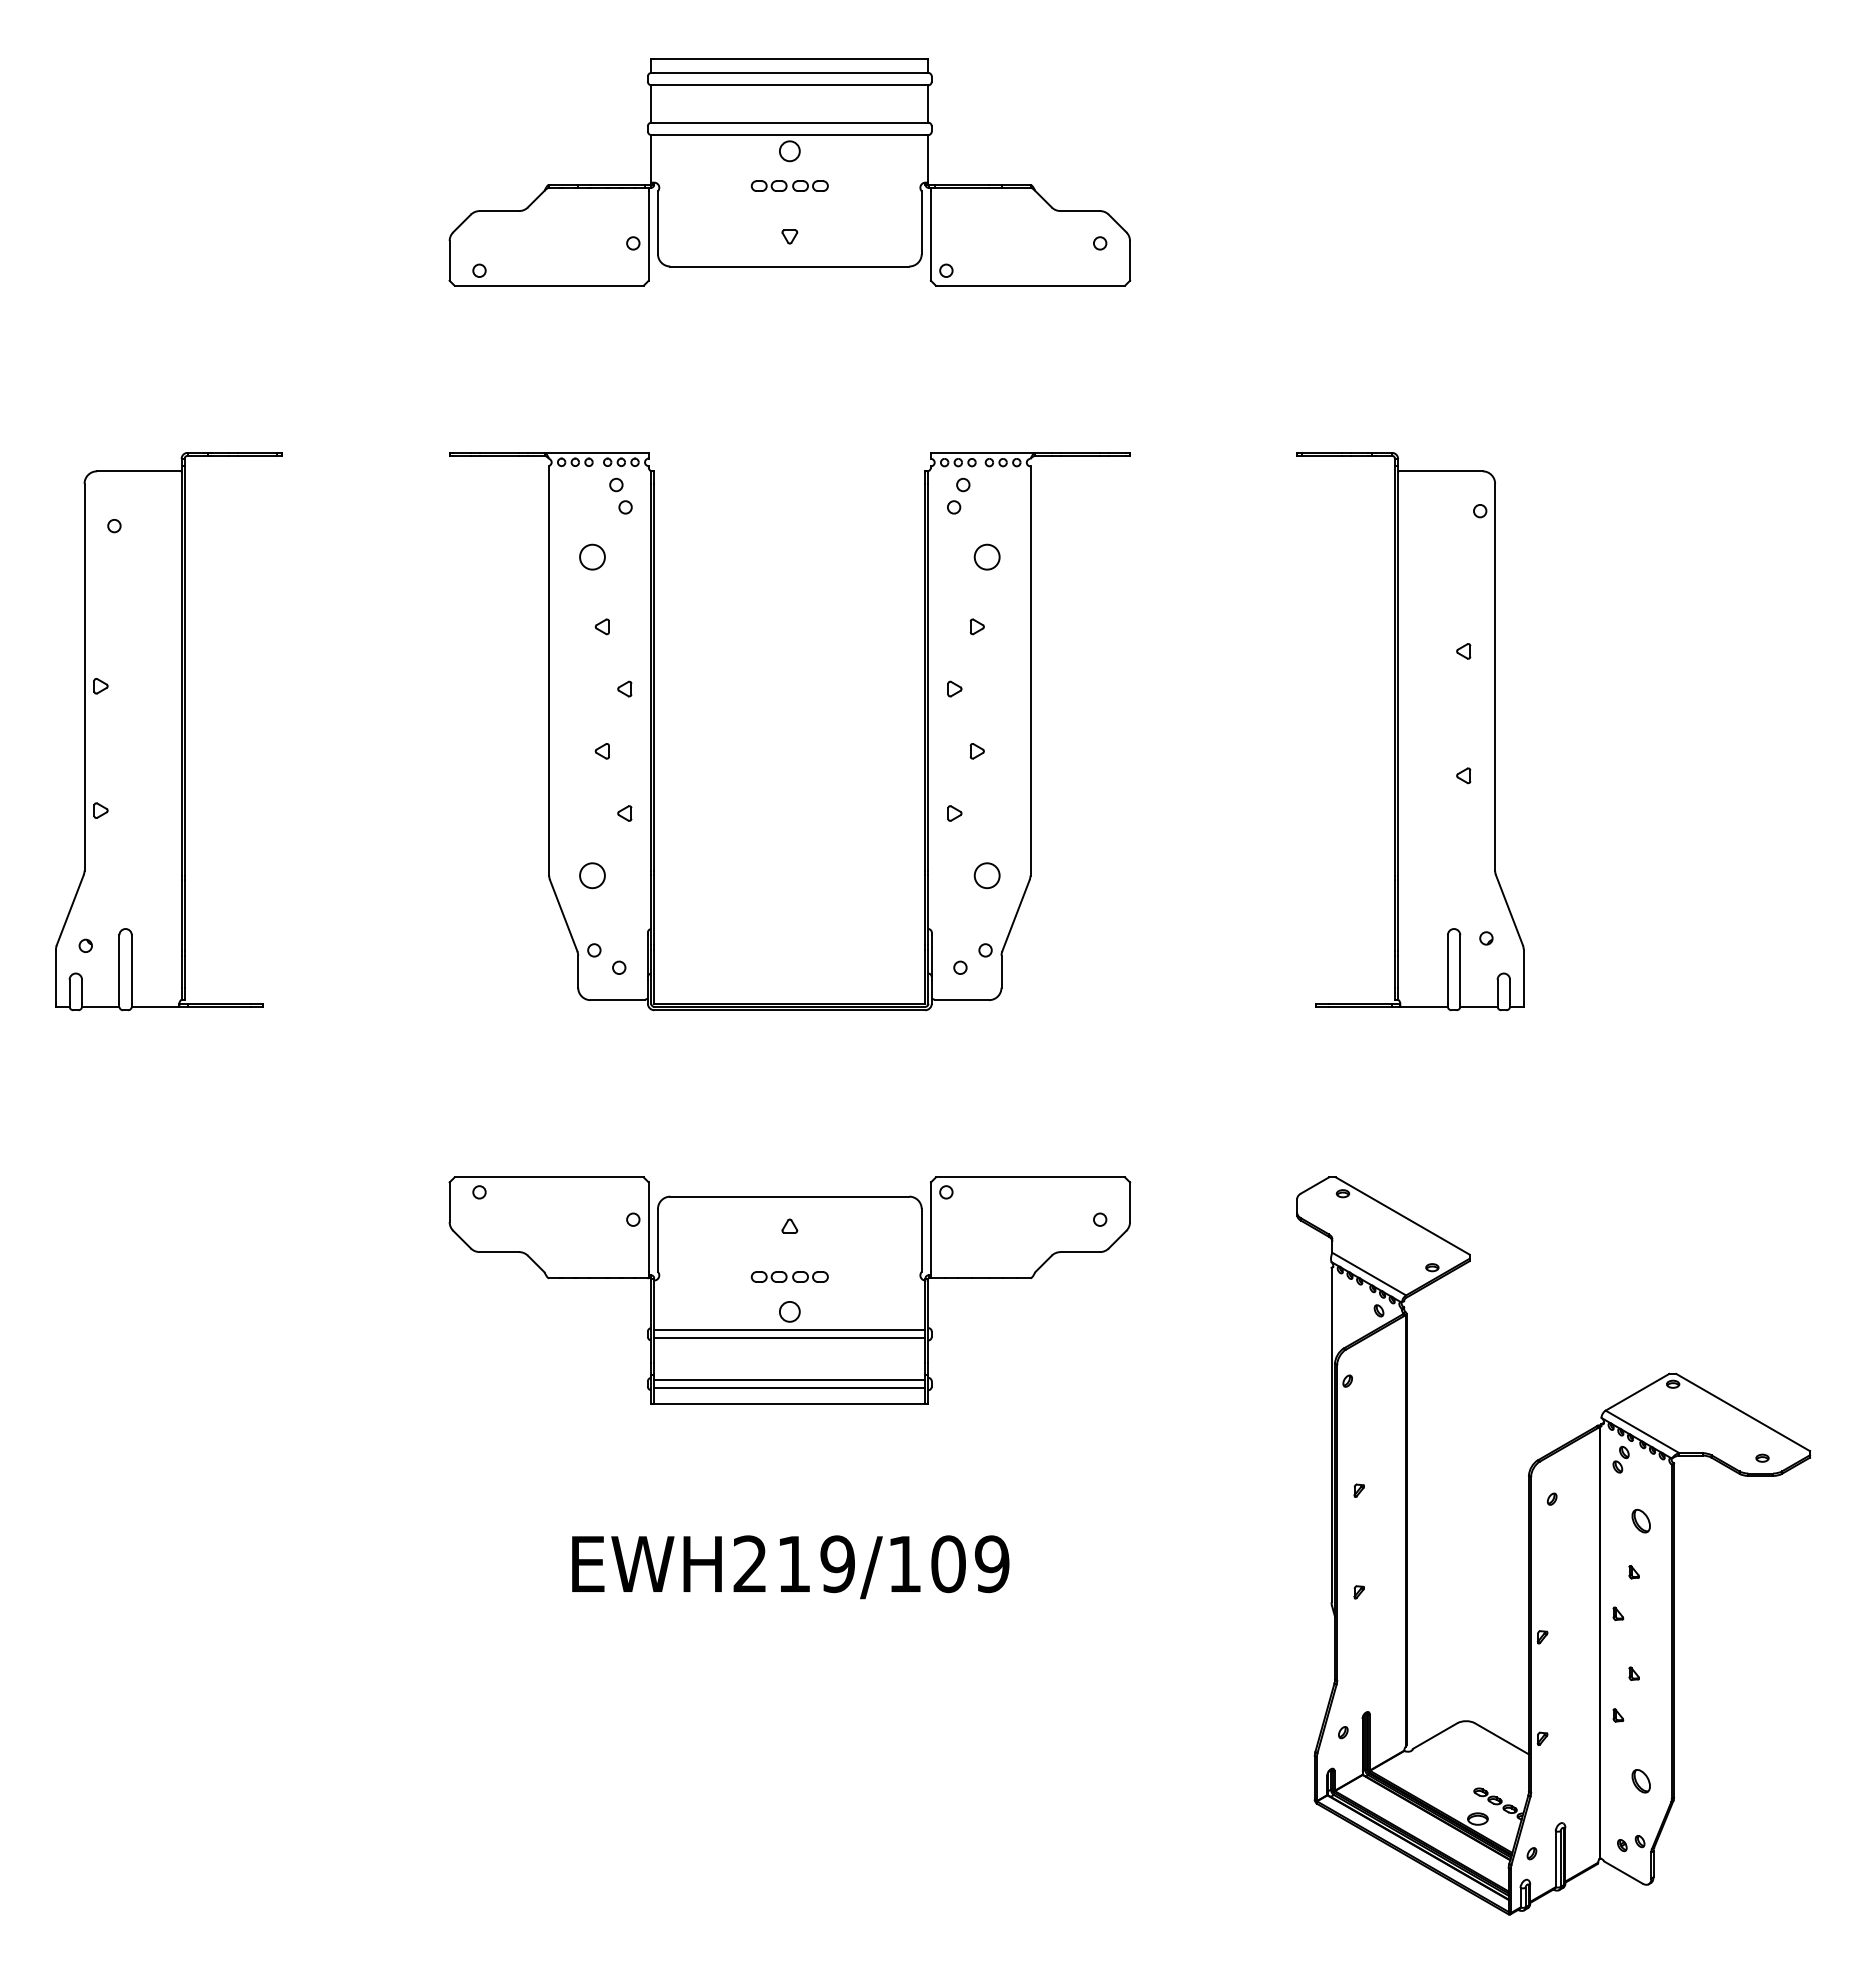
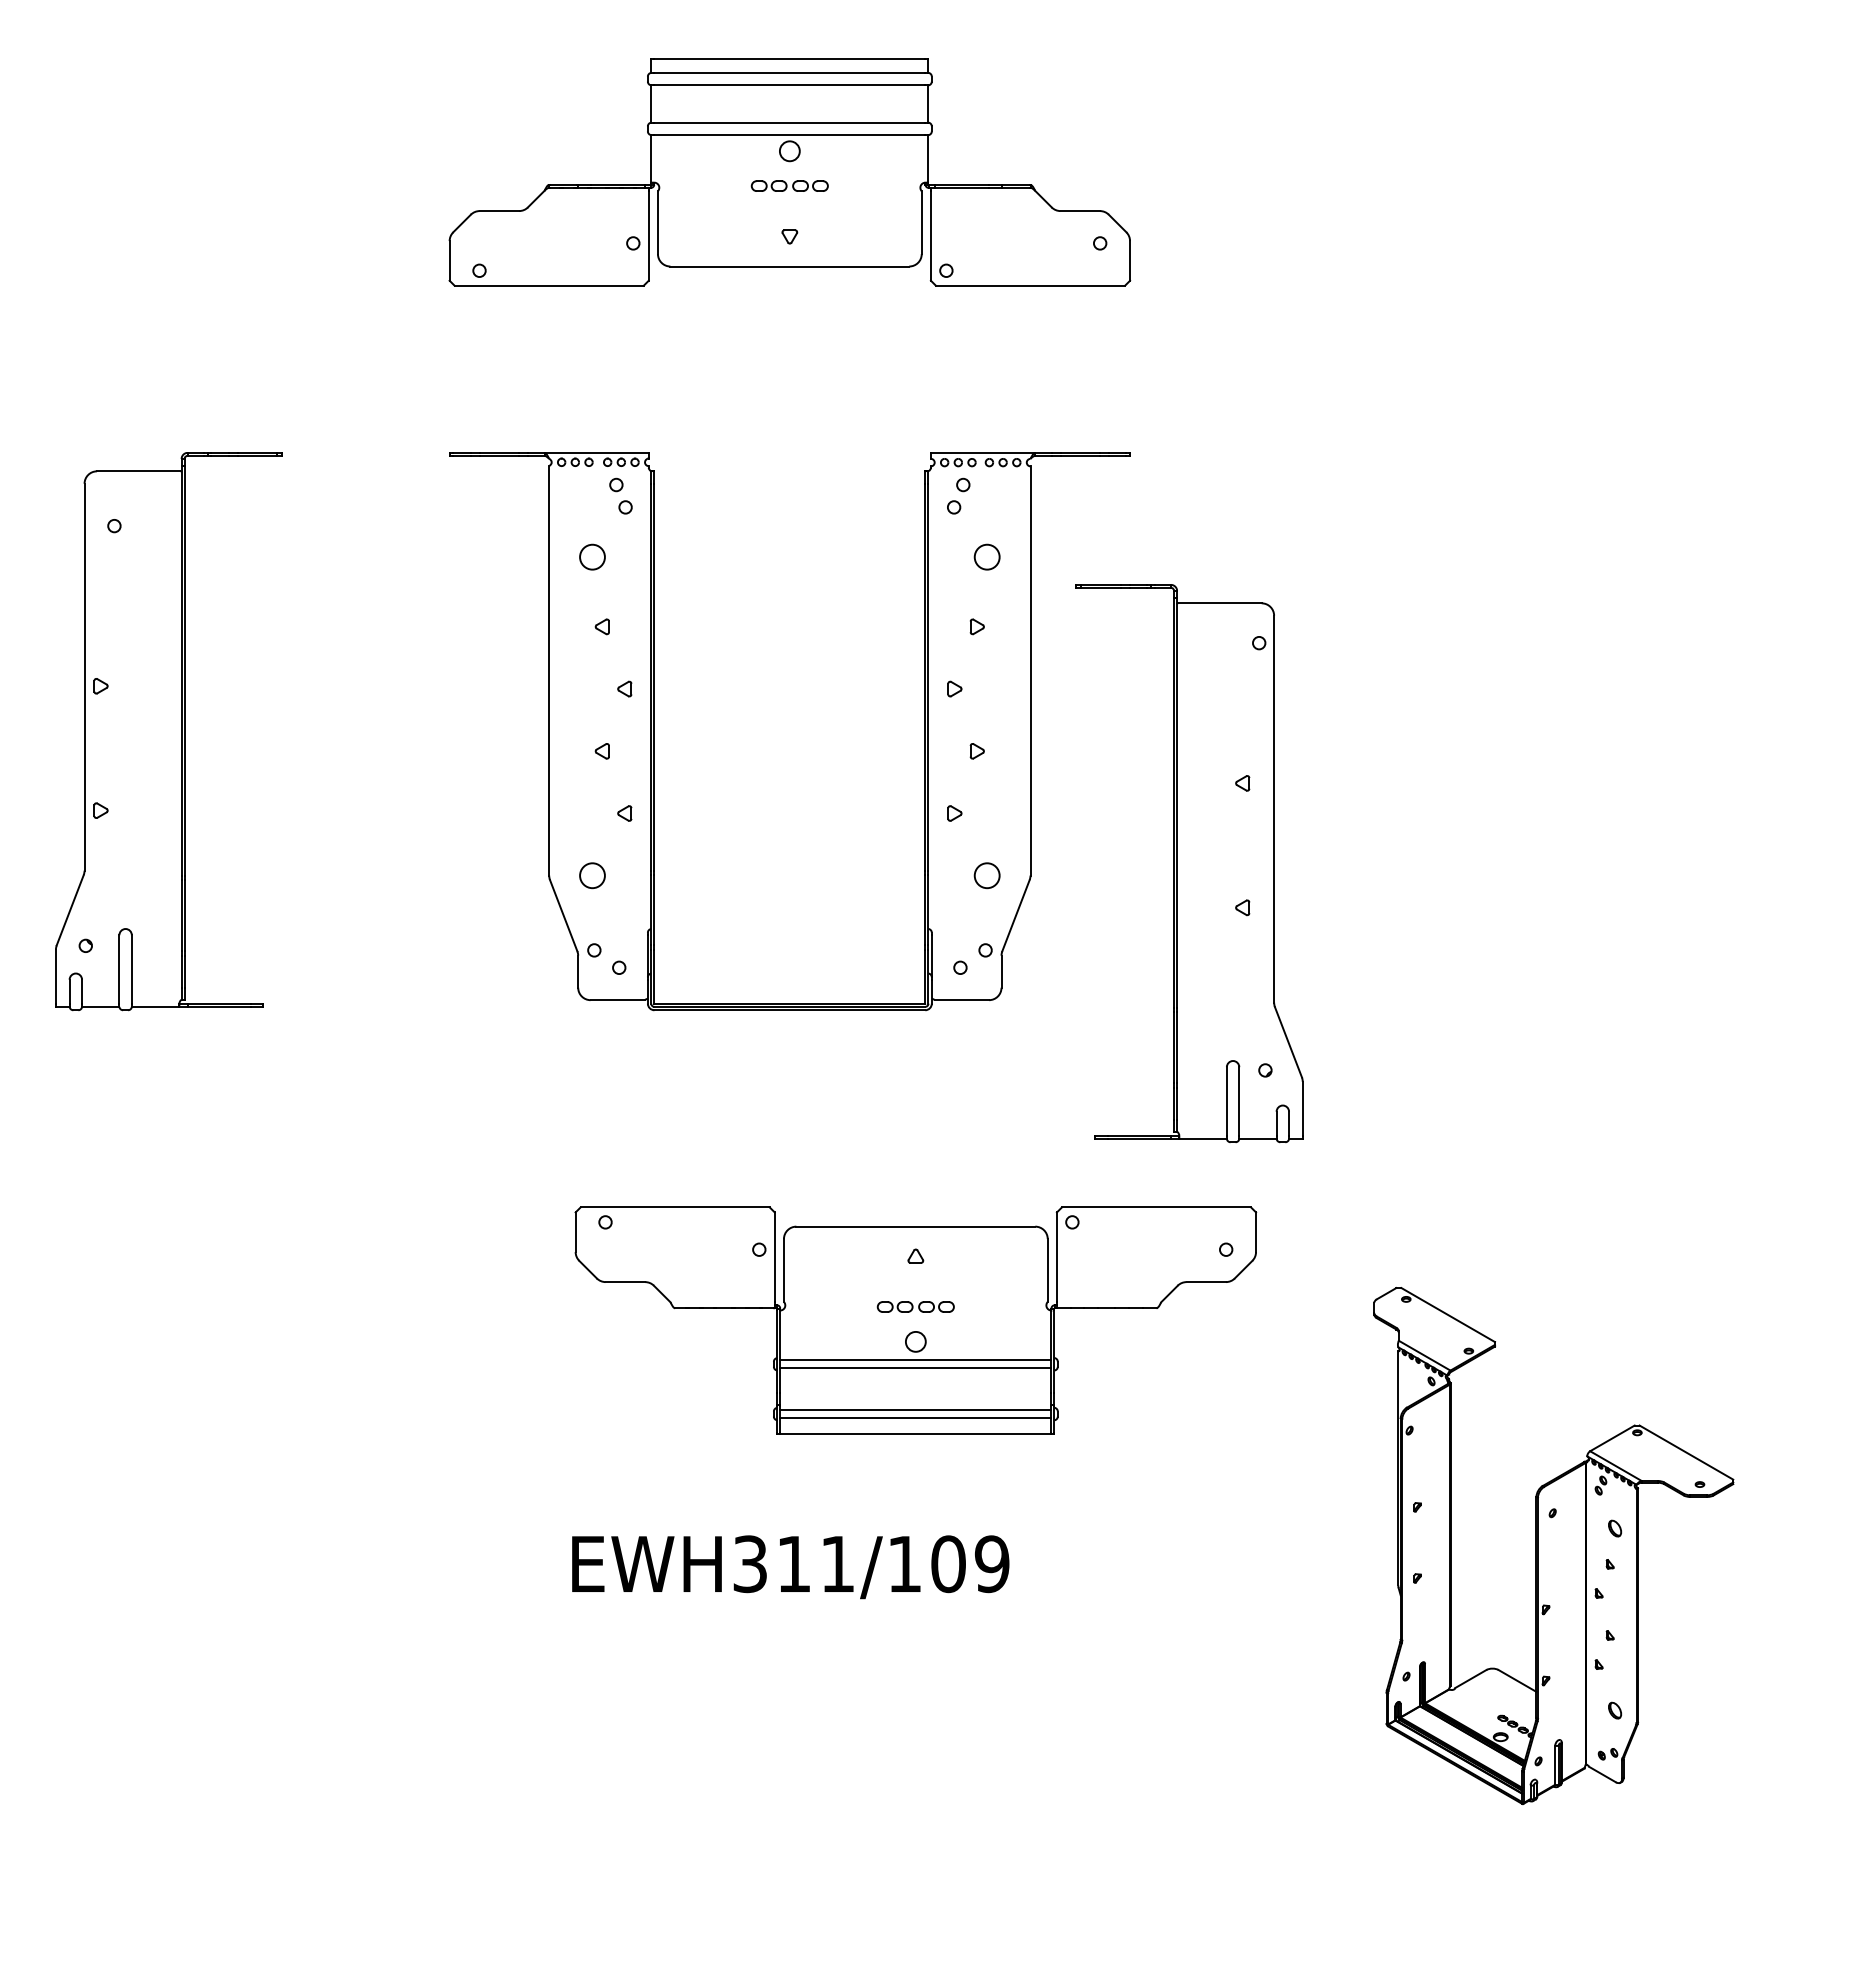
part position: (1410, 731) -> (1189, 863) (1189, 863)
part position: (789, 1290) -> (915, 1320) (915, 1320)
part size: 516x740 px -> 362x519 px (1553, 1546)
text: EWH219/109 -> EWH311/109 (793, 1564)
